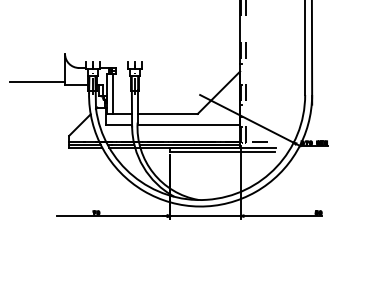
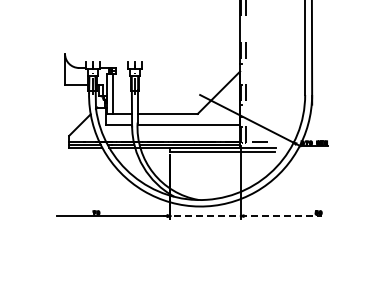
line: present -> none (37, 82)
line: solid -> dashed (243, 216)
